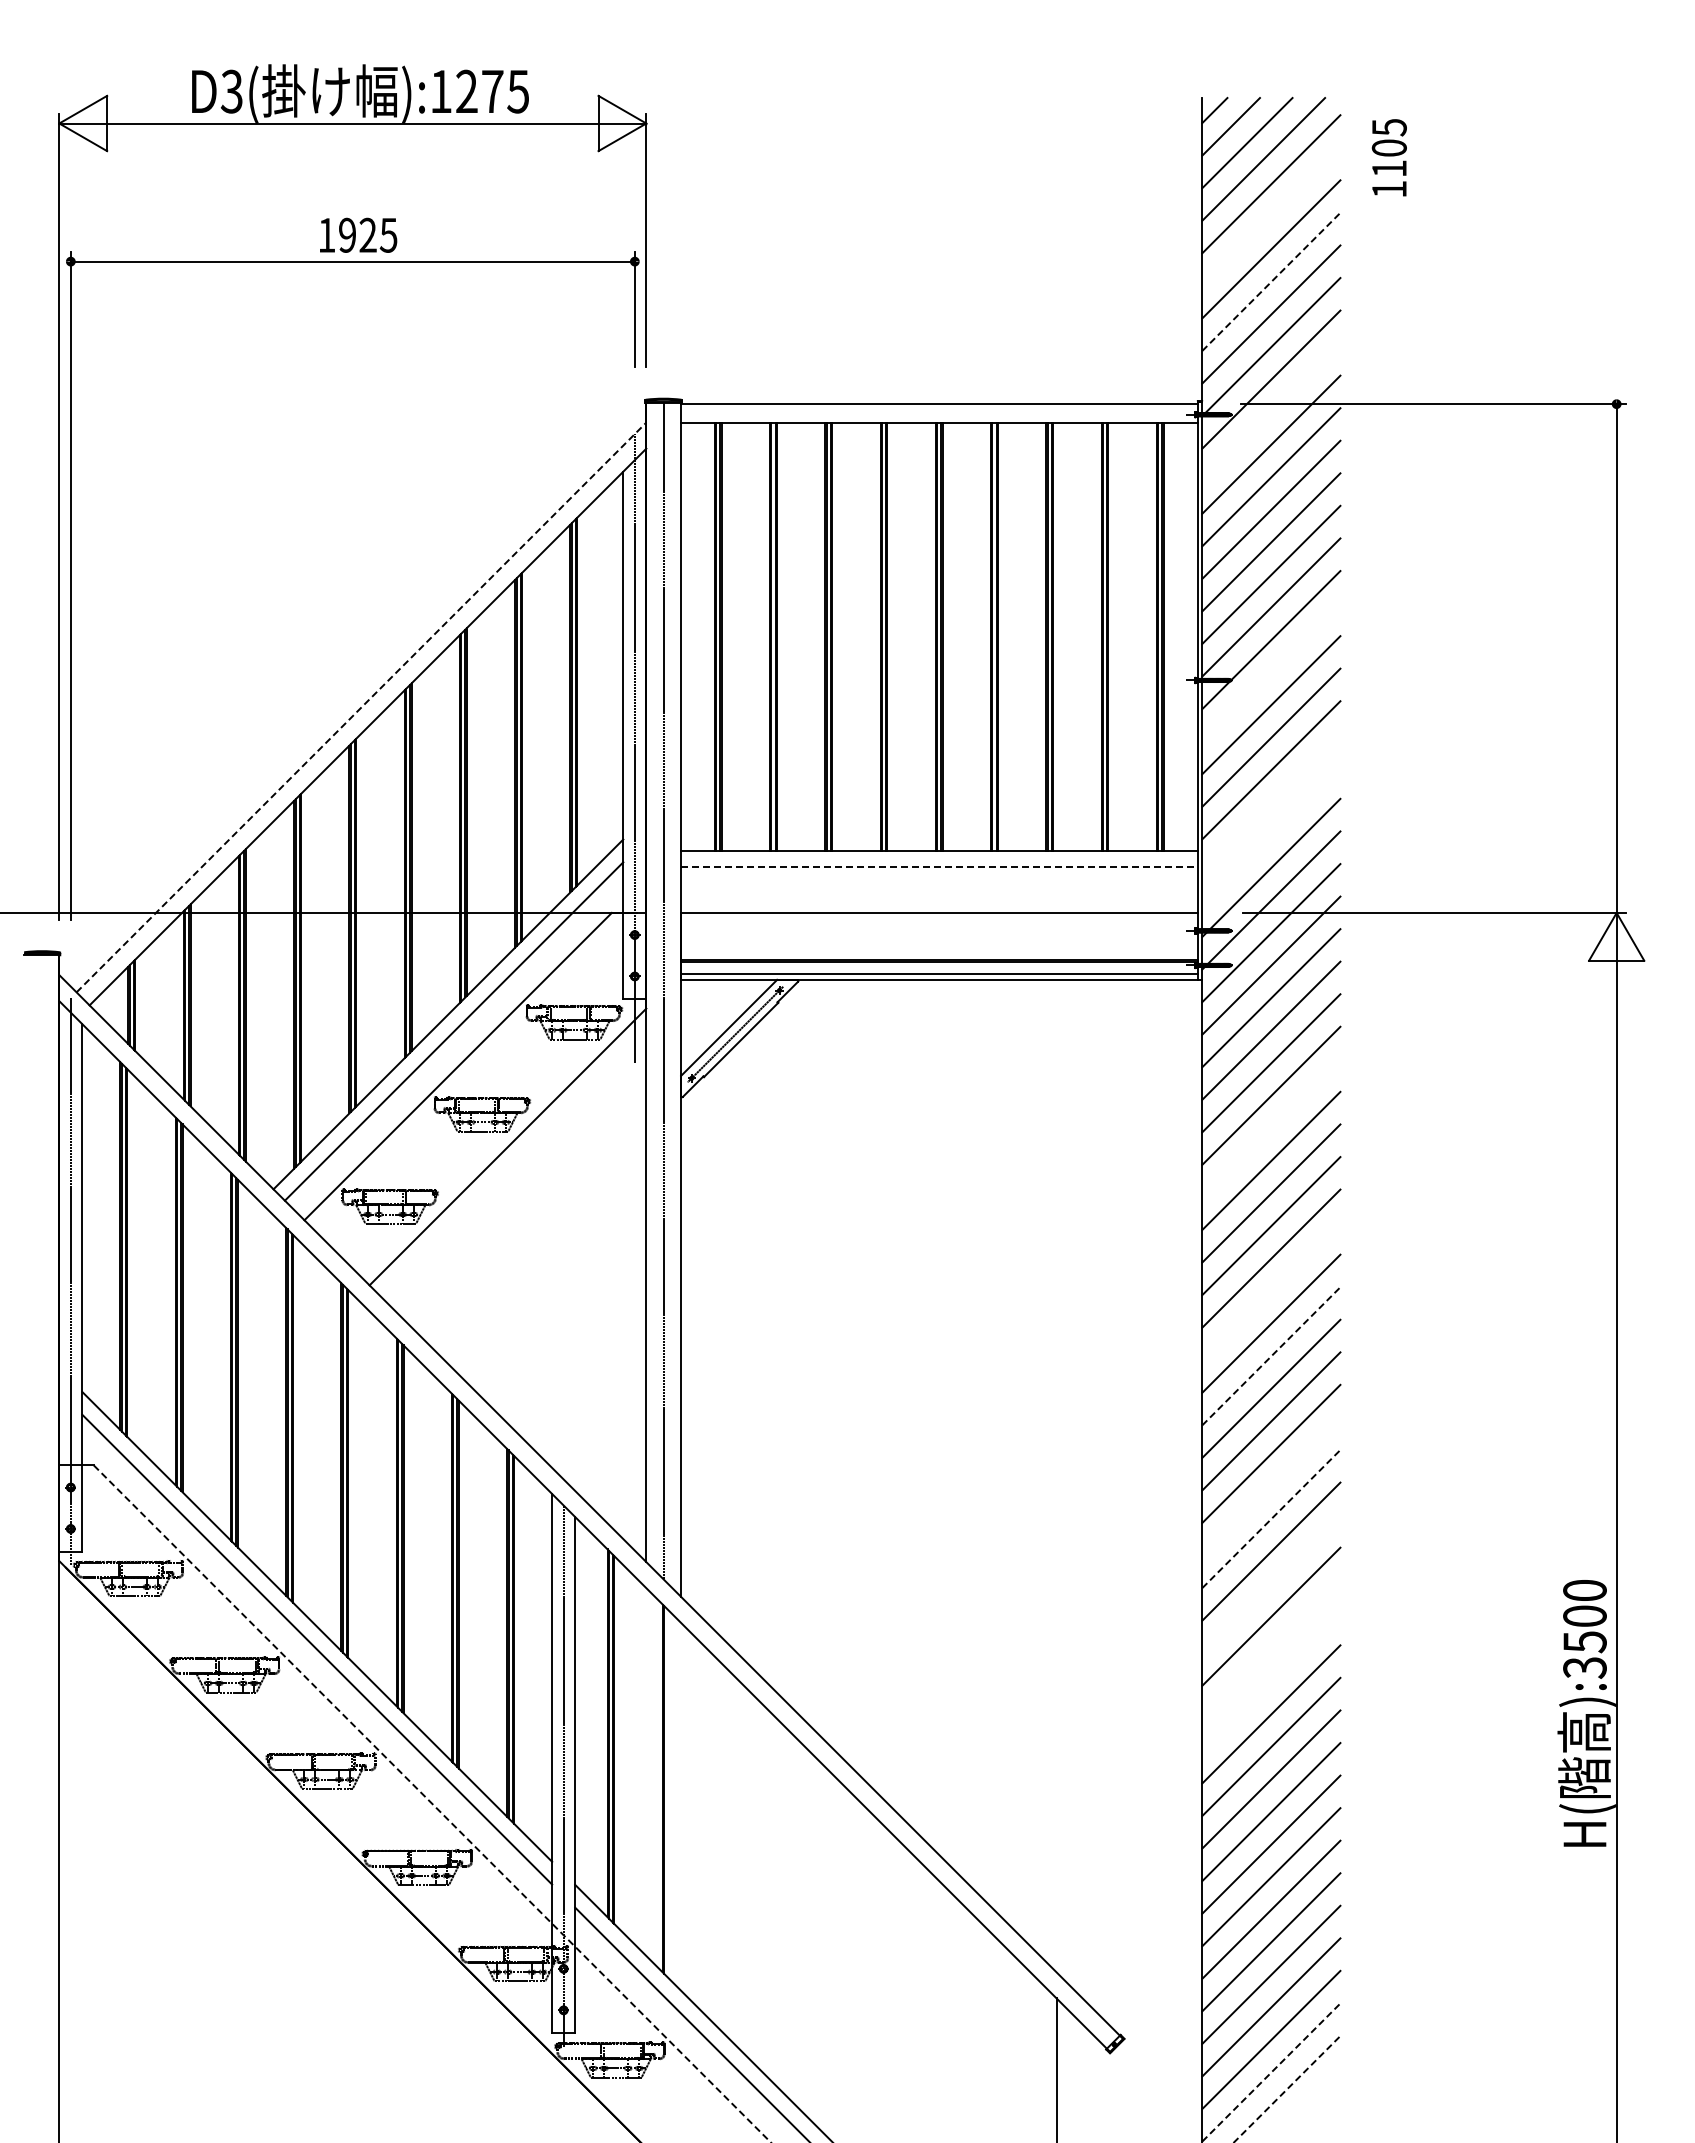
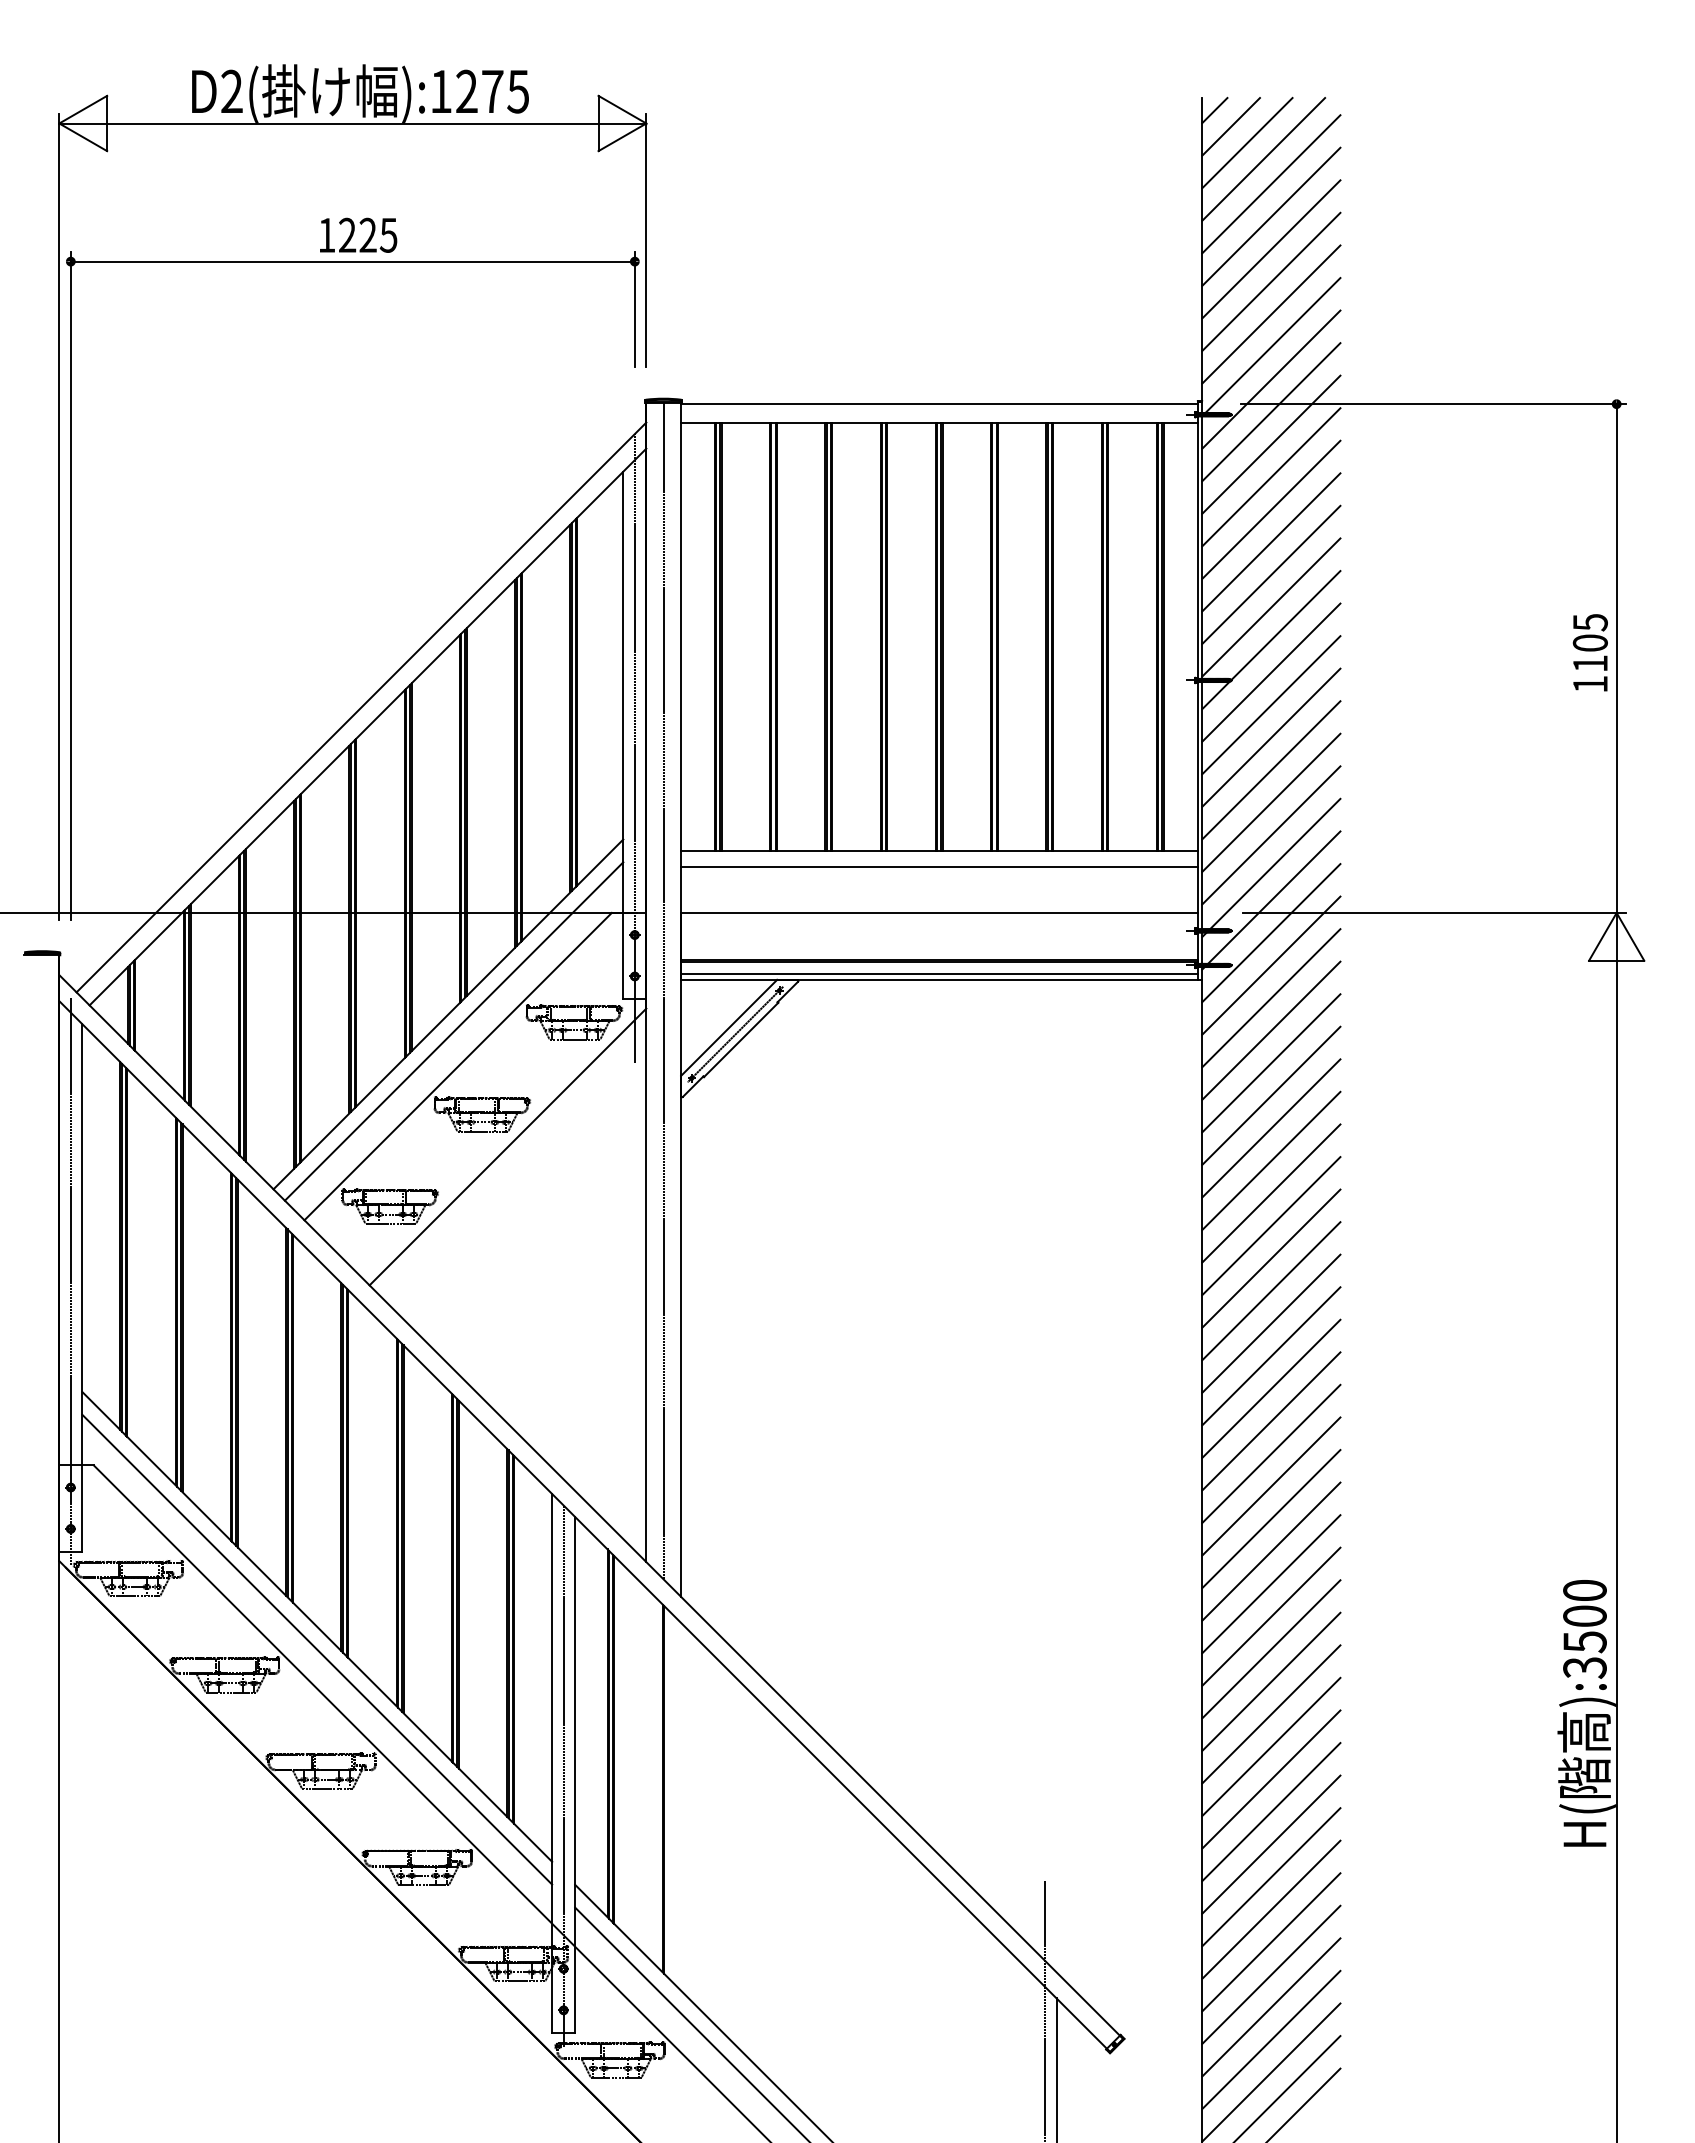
text: D3( -> D2( (231, 91)
text position: (1388, 157) -> (1589, 652) (1589, 652)
line: none -> present (1271, 216)
text: 1925 -> 1225 (347, 235)
line: dashed -> solid (1271, 281)
line: none -> present (1271, 412)
line: none -> present (1271, 672)
line: dashed -> solid (361, 707)
line: none -> present (1271, 802)
line: none -> present (1271, 835)
line: dashed -> solid (939, 866)
line: none -> present (1271, 1128)
line: none -> present (1271, 1291)
line: dashed -> solid (1271, 1356)
line: none -> present (1271, 1486)
line: dashed -> solid (1271, 1519)
line: none -> present (1271, 1584)
line: none -> present (1271, 1649)
line: none -> present (1271, 1681)
line: dashed -> solid (432, 1804)
line: none -> present (1045, 2010)
line: dashed -> solid (1271, 2072)
line: dashed -> solid (1287, 2088)
line: none -> present (1304, 2103)
